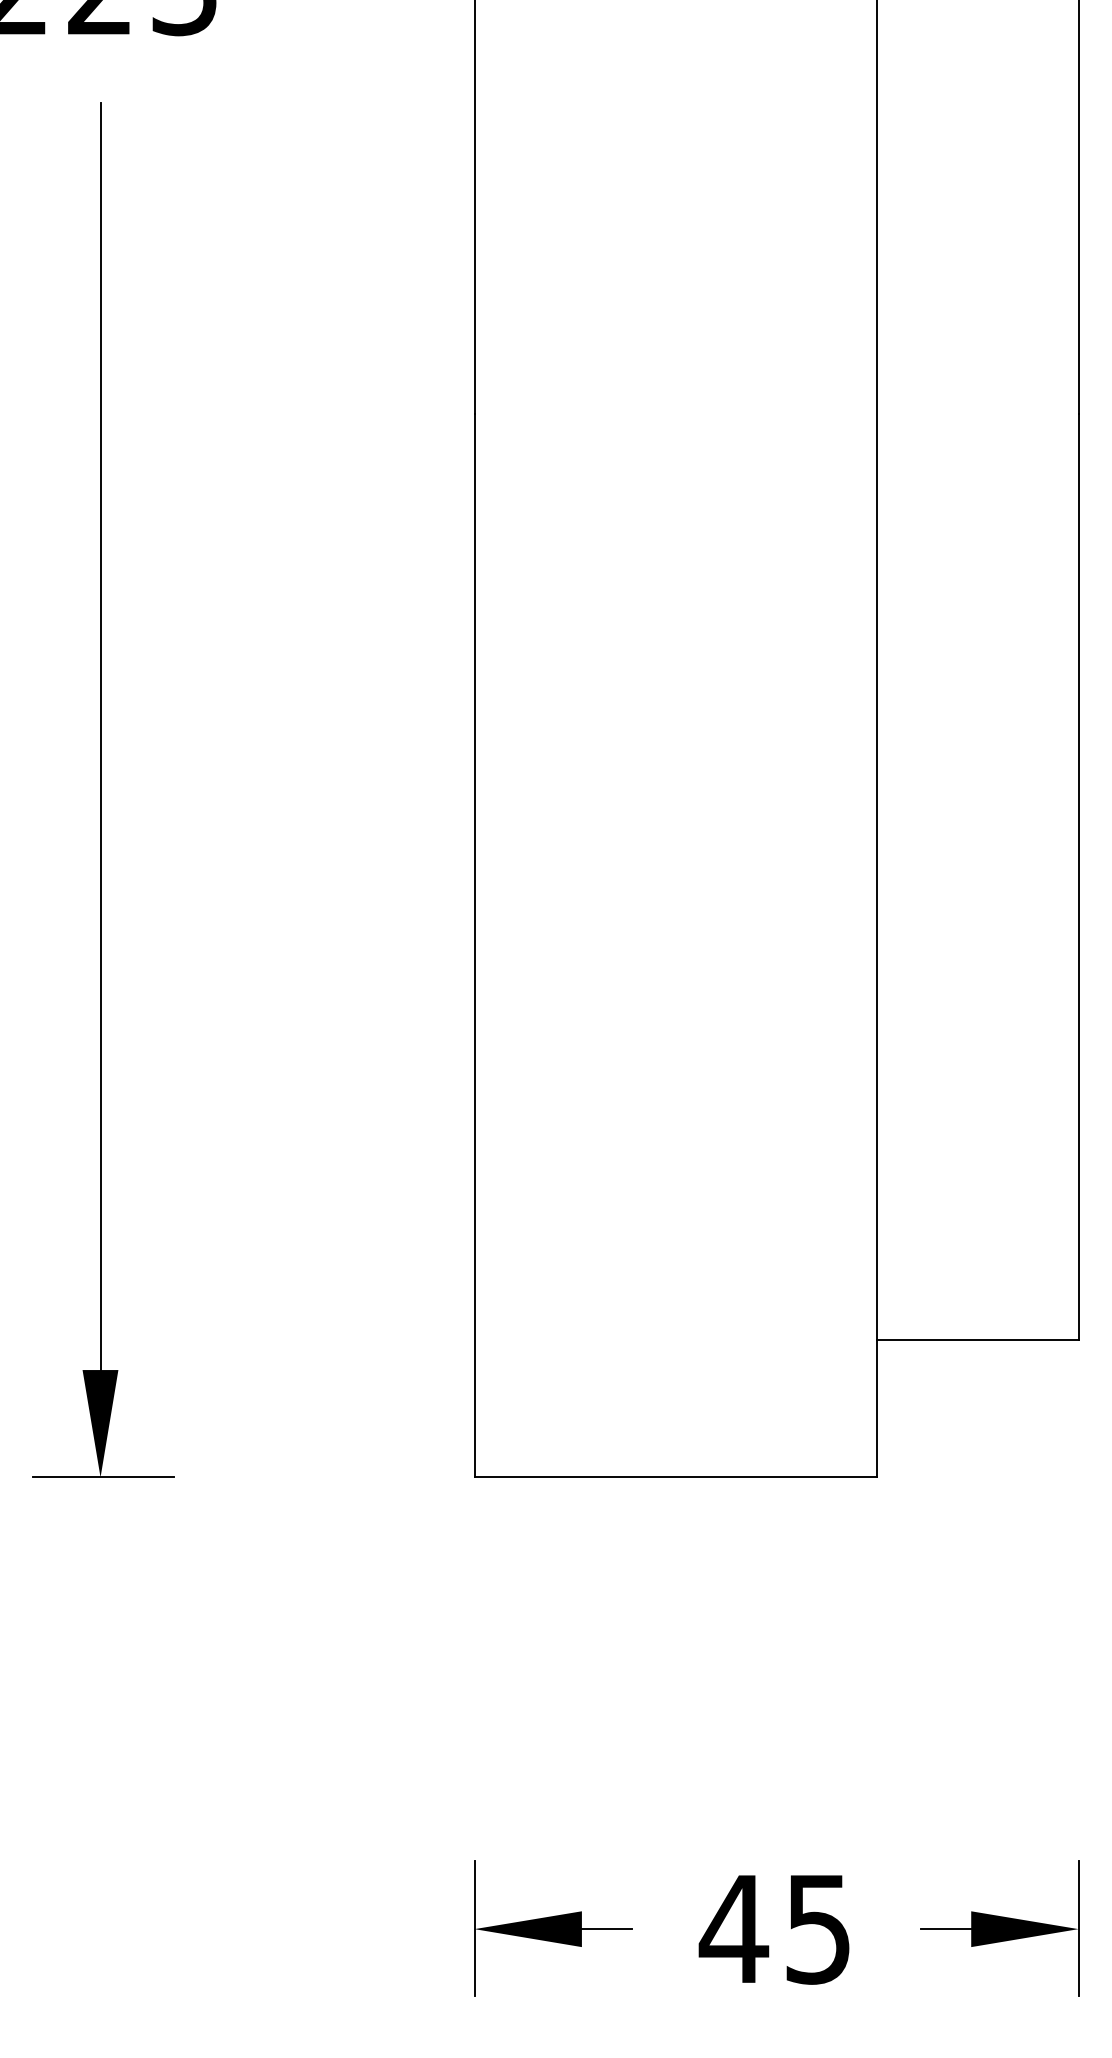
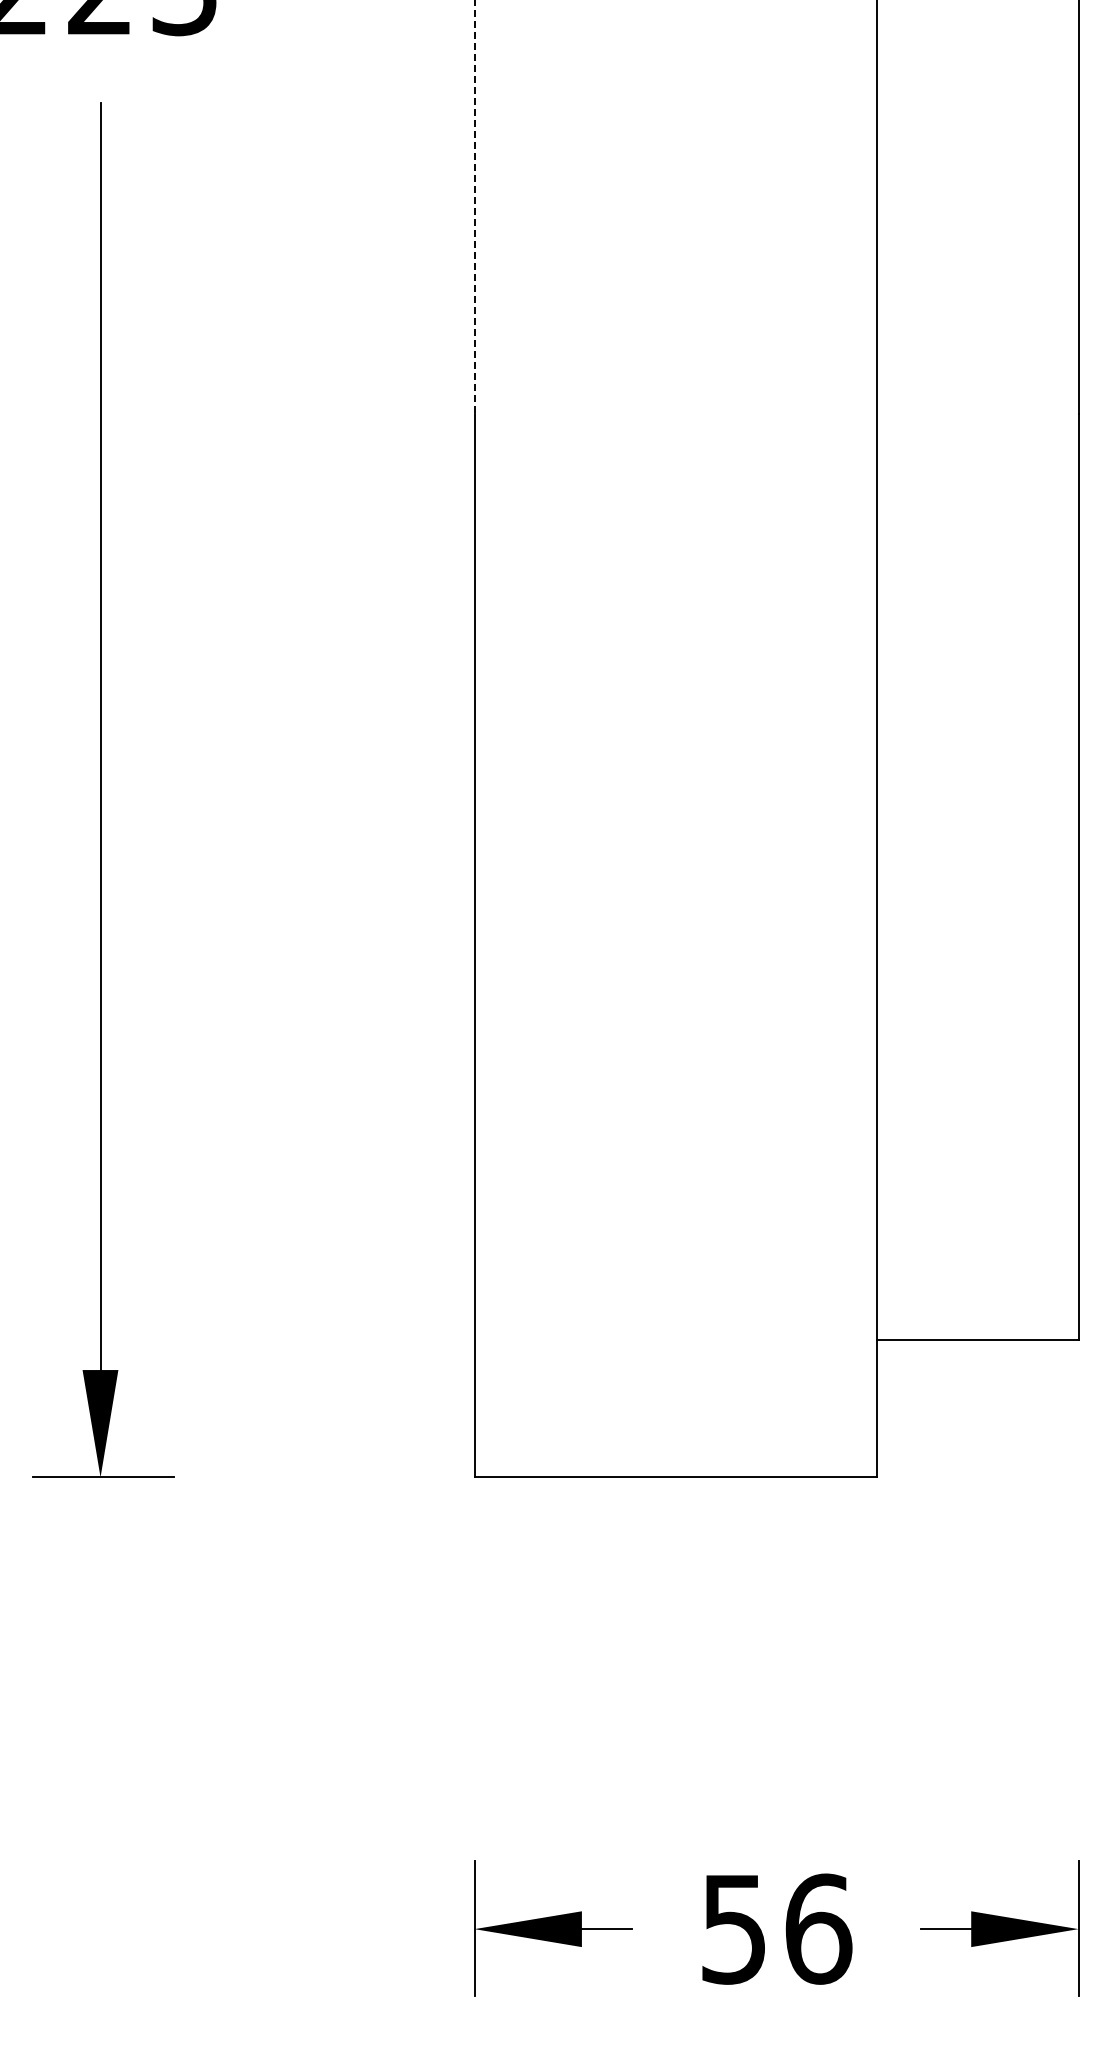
line: solid -> dashed (474, 207)
text: 45 -> 56 (775, 1928)
